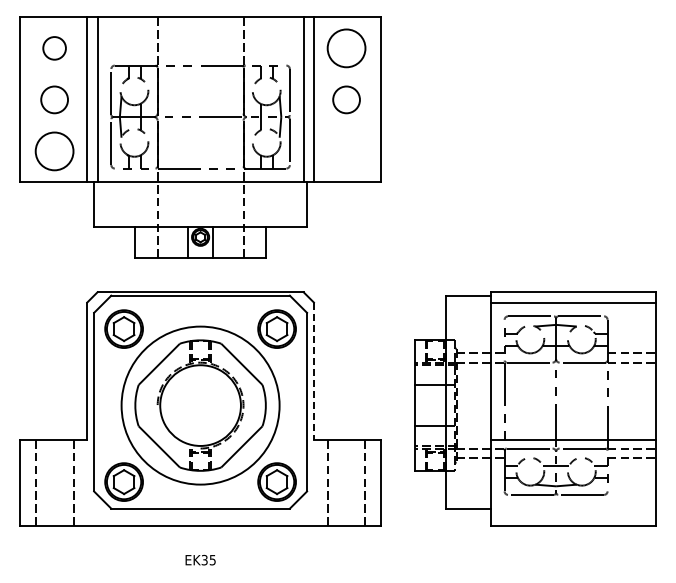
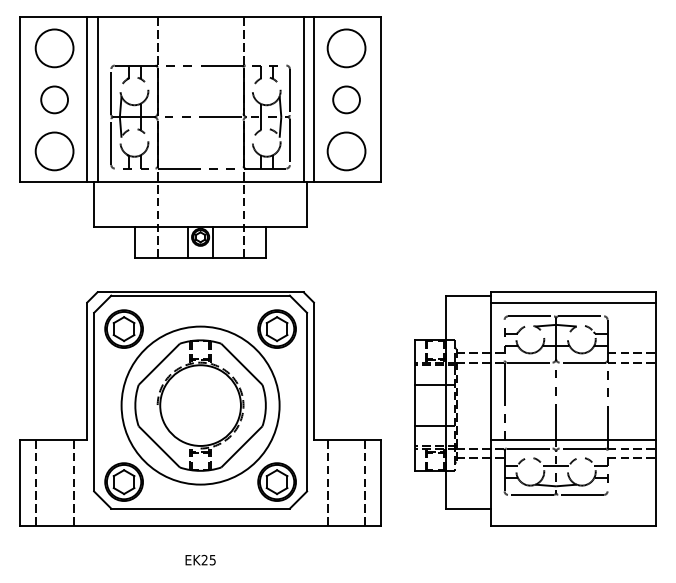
circle diameter: 23 px -> 38 px (54, 48)
circle: none -> present (346, 151)
line: dashed -> solid (313, 371)
text: EK35 -> EK25 (204, 560)
